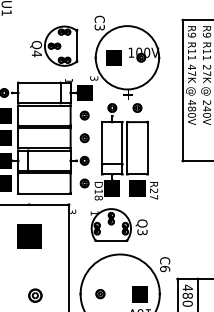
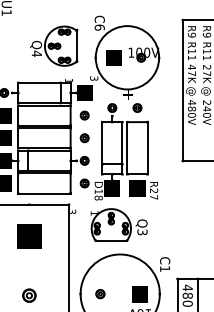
text: C3 -> C6 (99, 27)
text: C6 -> C1 (165, 269)
part position: (35, 295) -> (29, 295) (29, 295)
